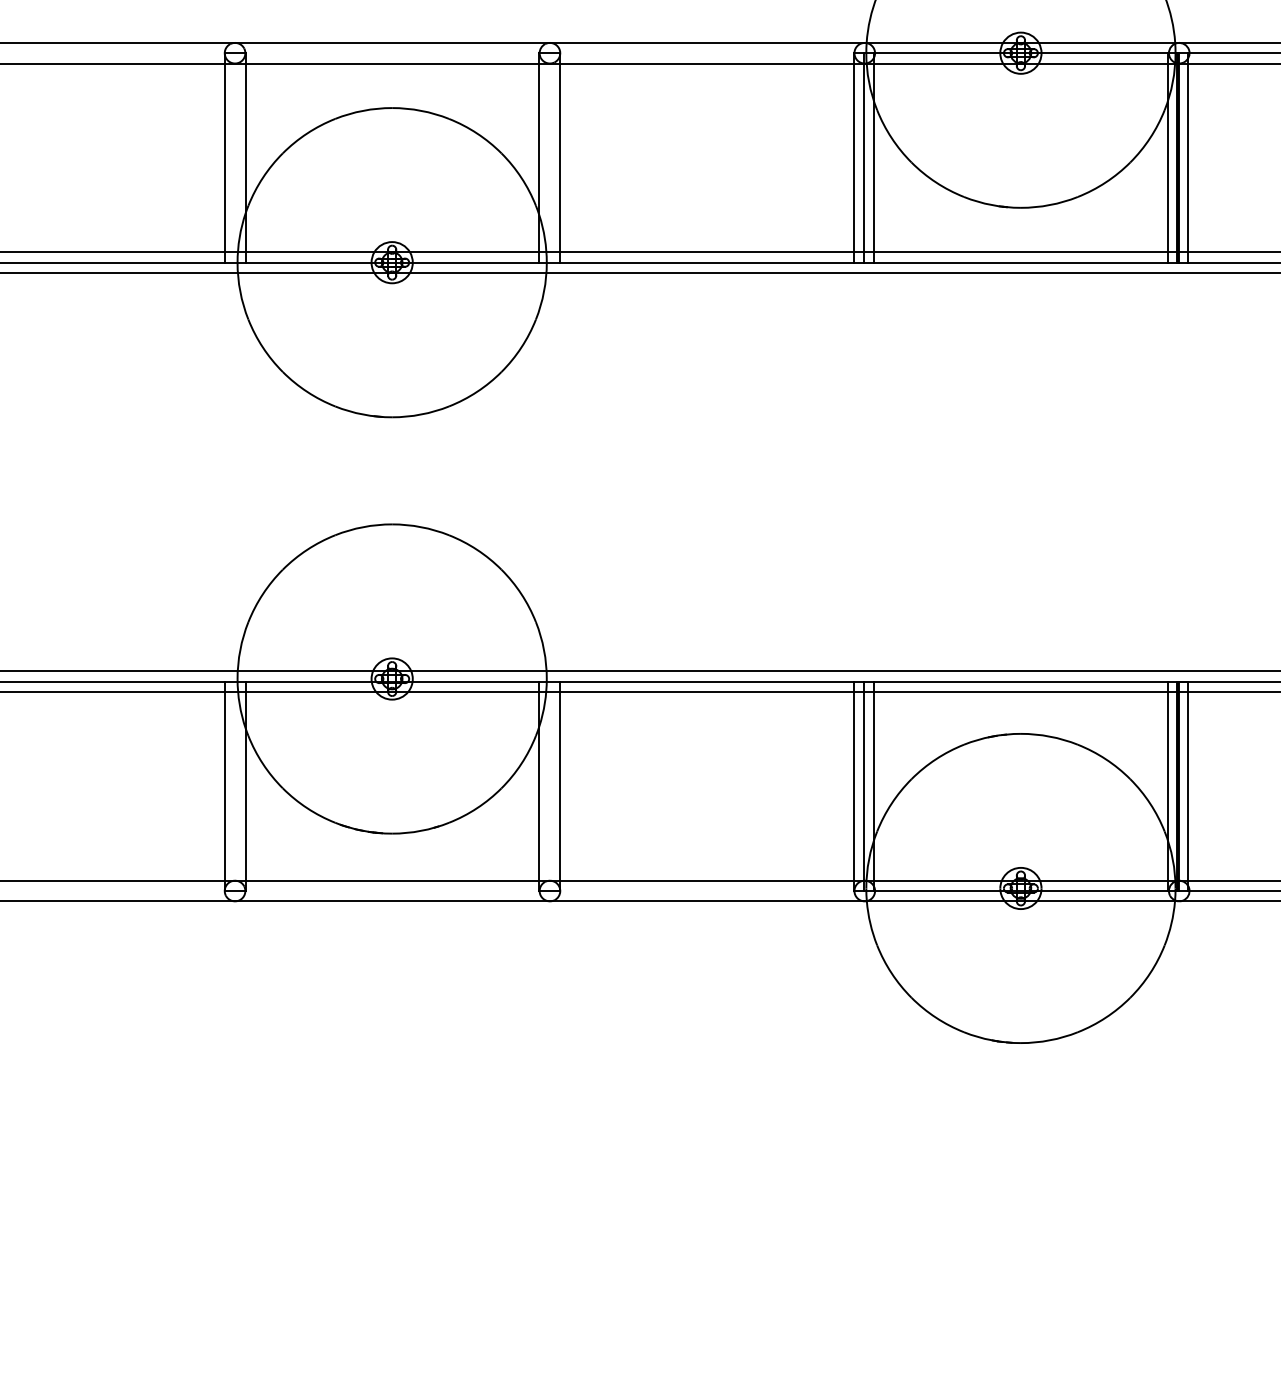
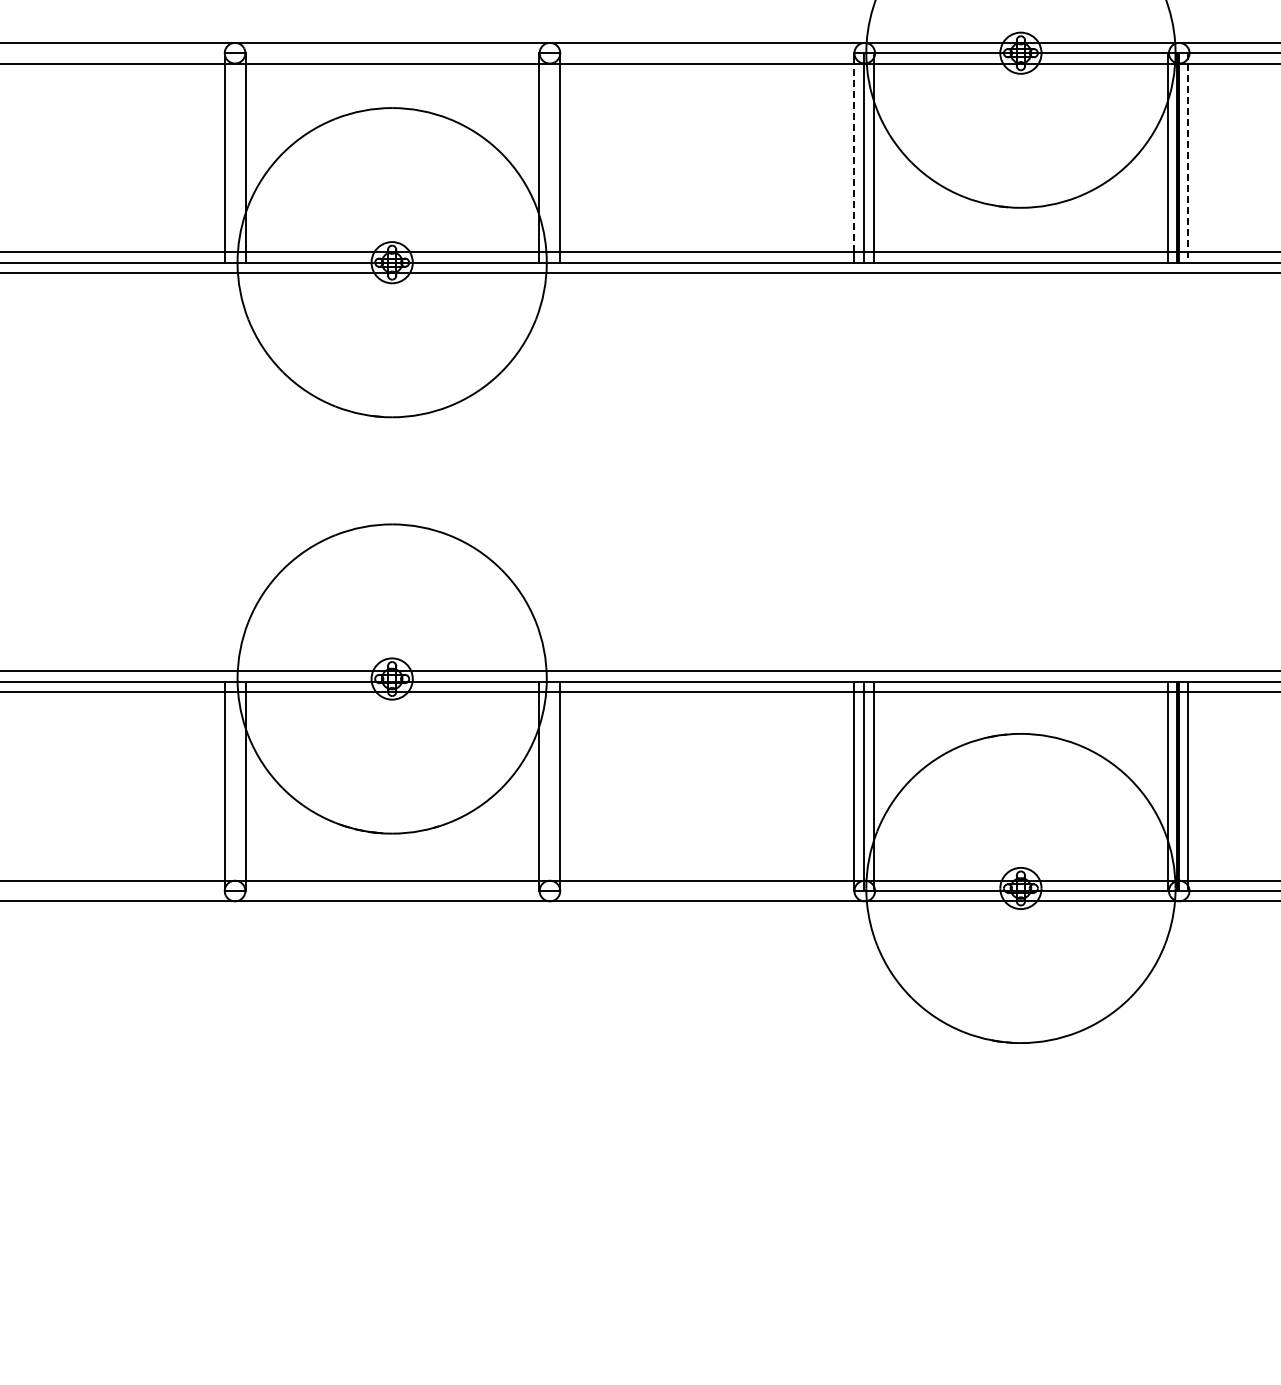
line: solid -> dashed (853, 157)
line: solid -> dashed (1188, 157)
